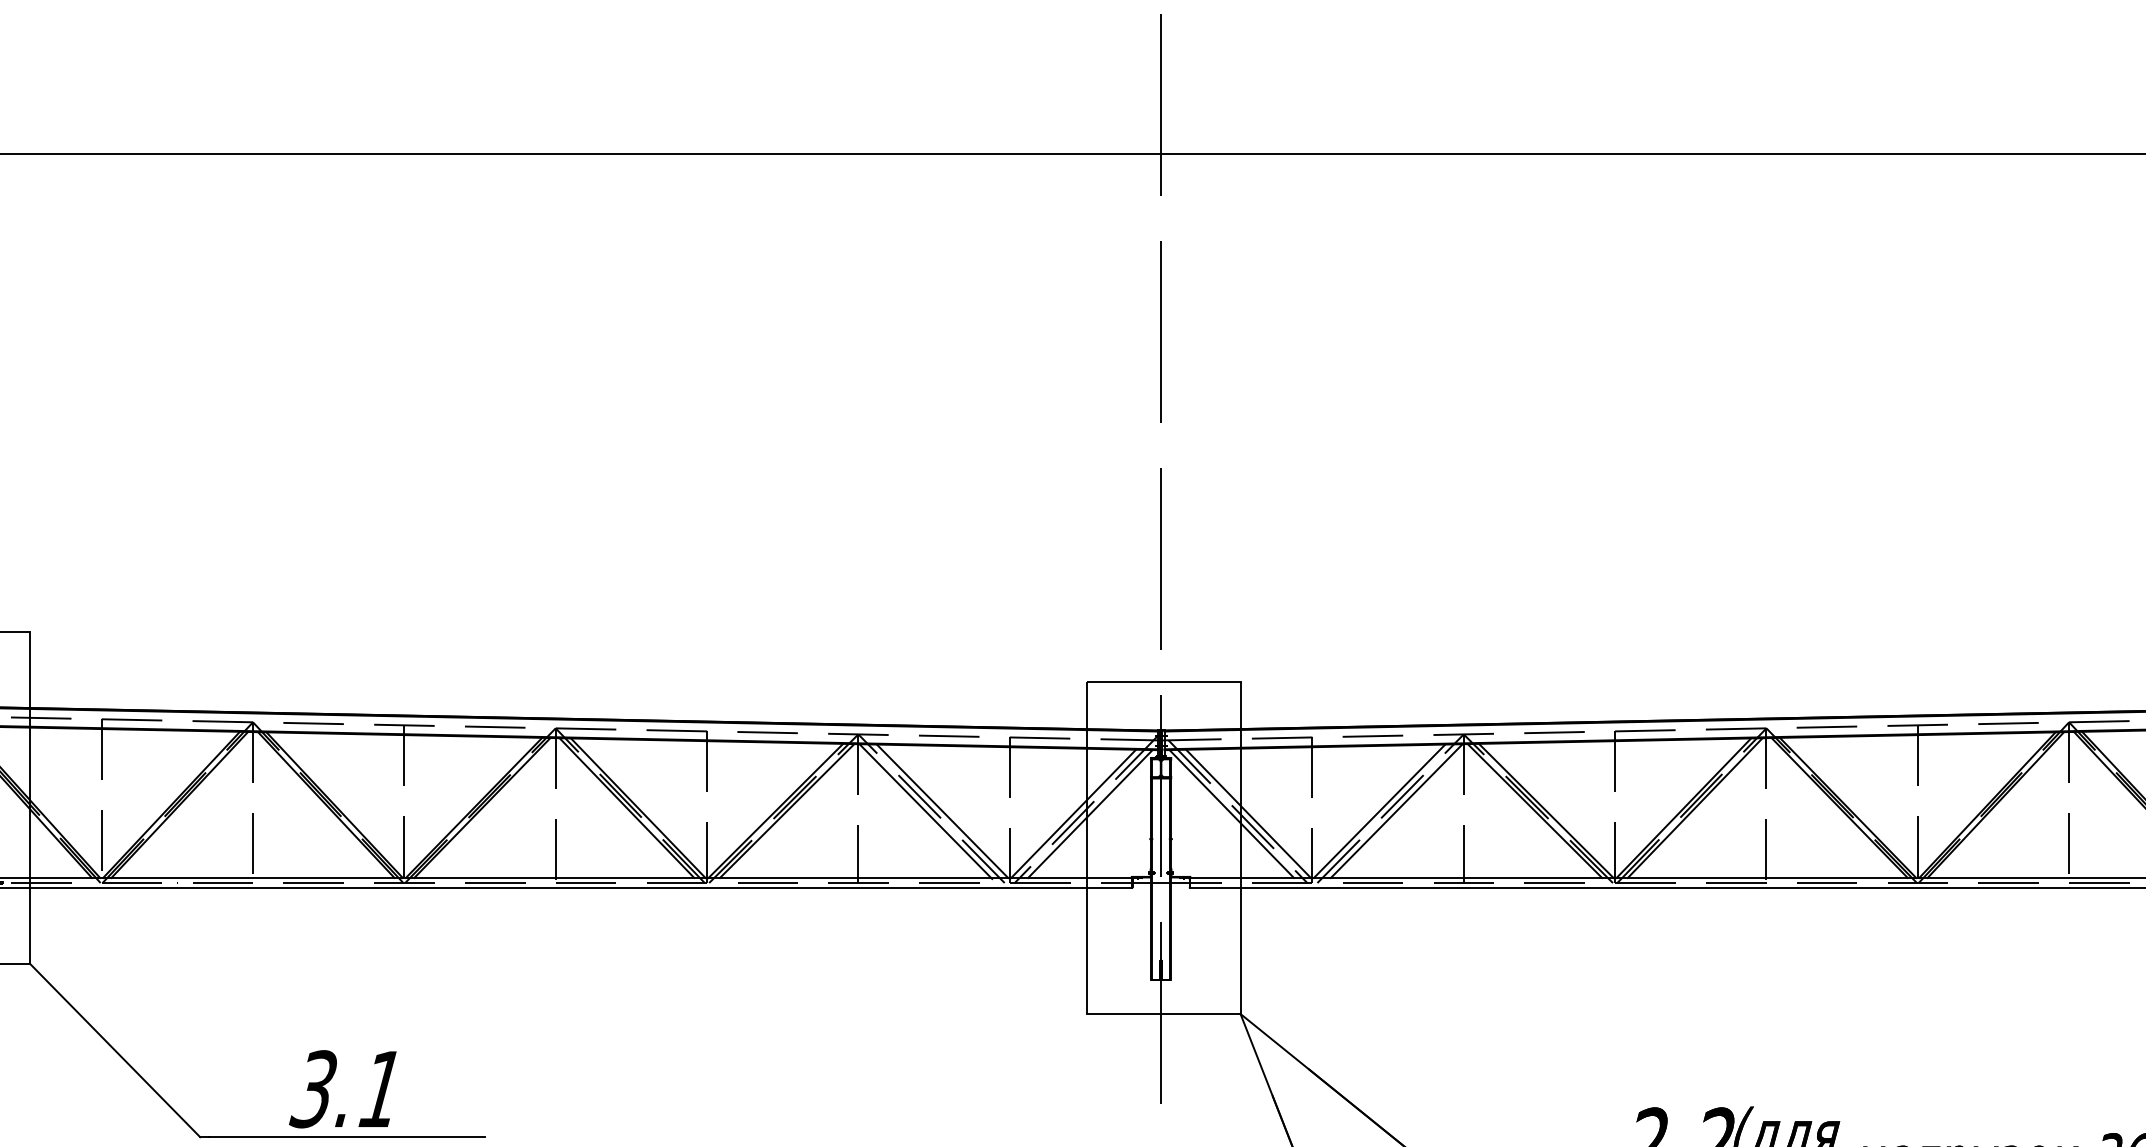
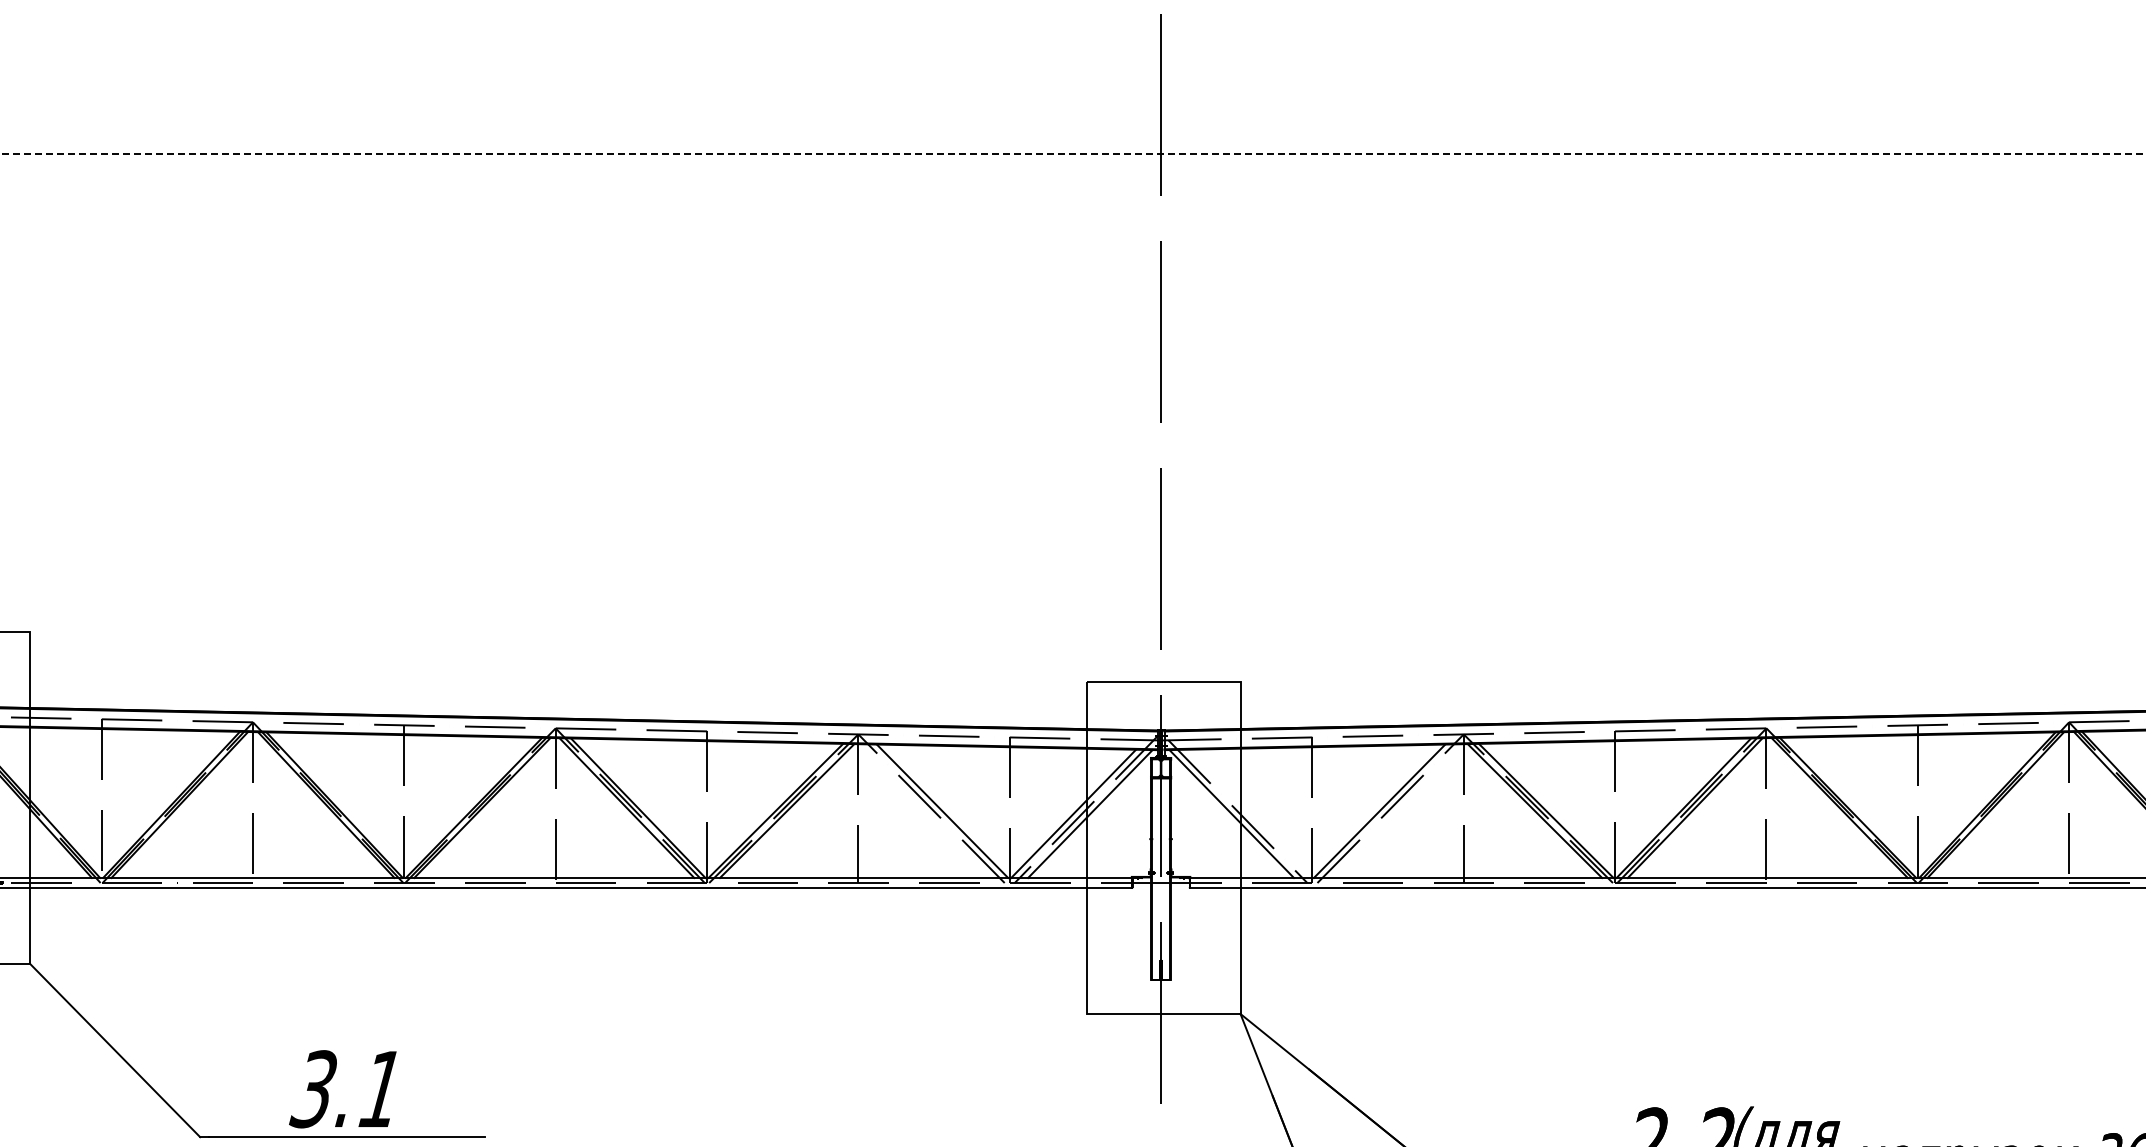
line: solid -> dashed (1073, 153)
line: present -> none (1396, 810)
line: present -> none (925, 811)
line: present -> none (1248, 813)
